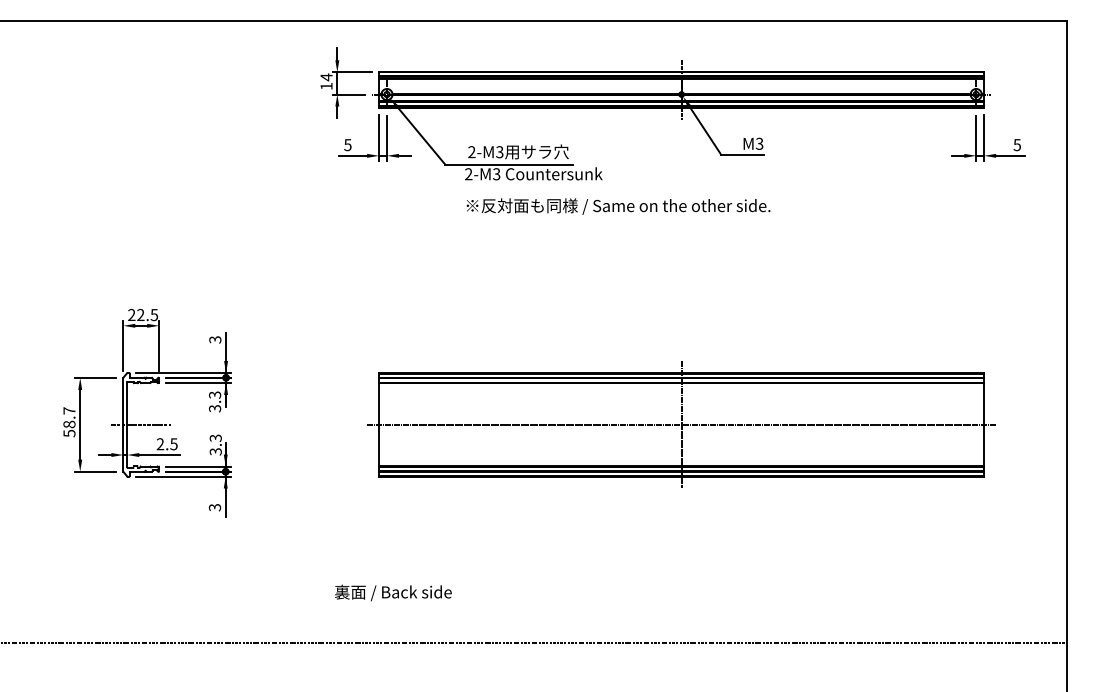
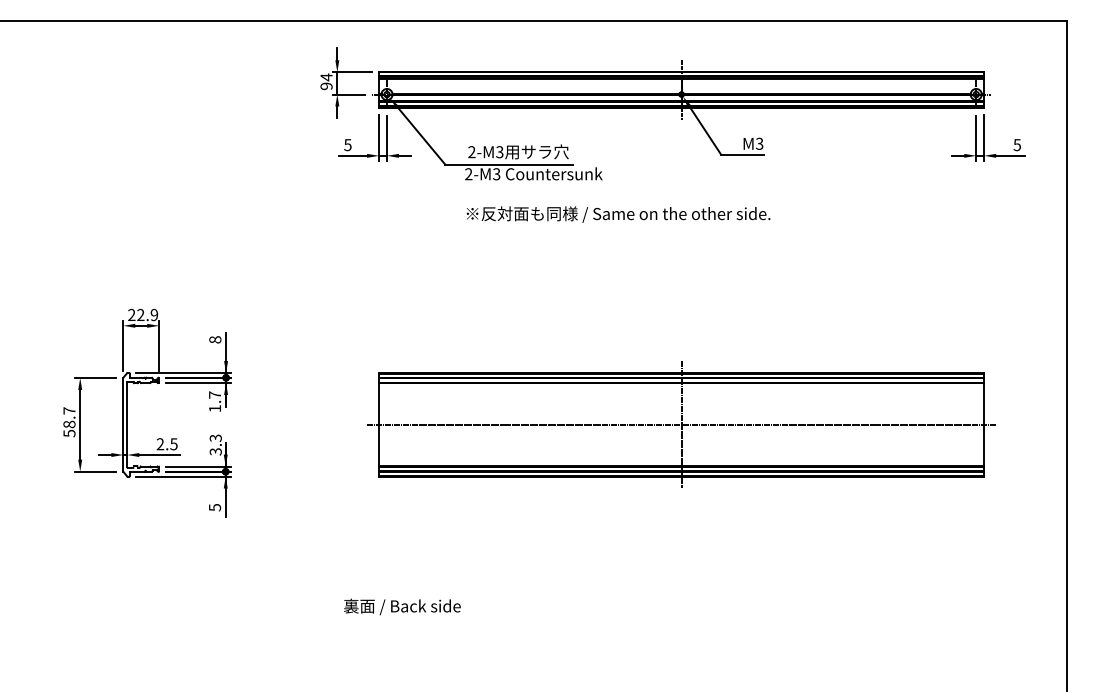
text: 14 -> 94 (326, 86)
text position: (618, 206) -> (618, 214) (618, 214)
text: 22.5 -> 22.9 (154, 314)
text: 3 -> 8 (215, 339)
text: 3.3 -> 1.7 (215, 401)
line: present -> none (141, 424)
text: 3 -> 5 (214, 507)
text position: (393, 592) -> (402, 606) (402, 606)
line: present -> none (534, 643)
